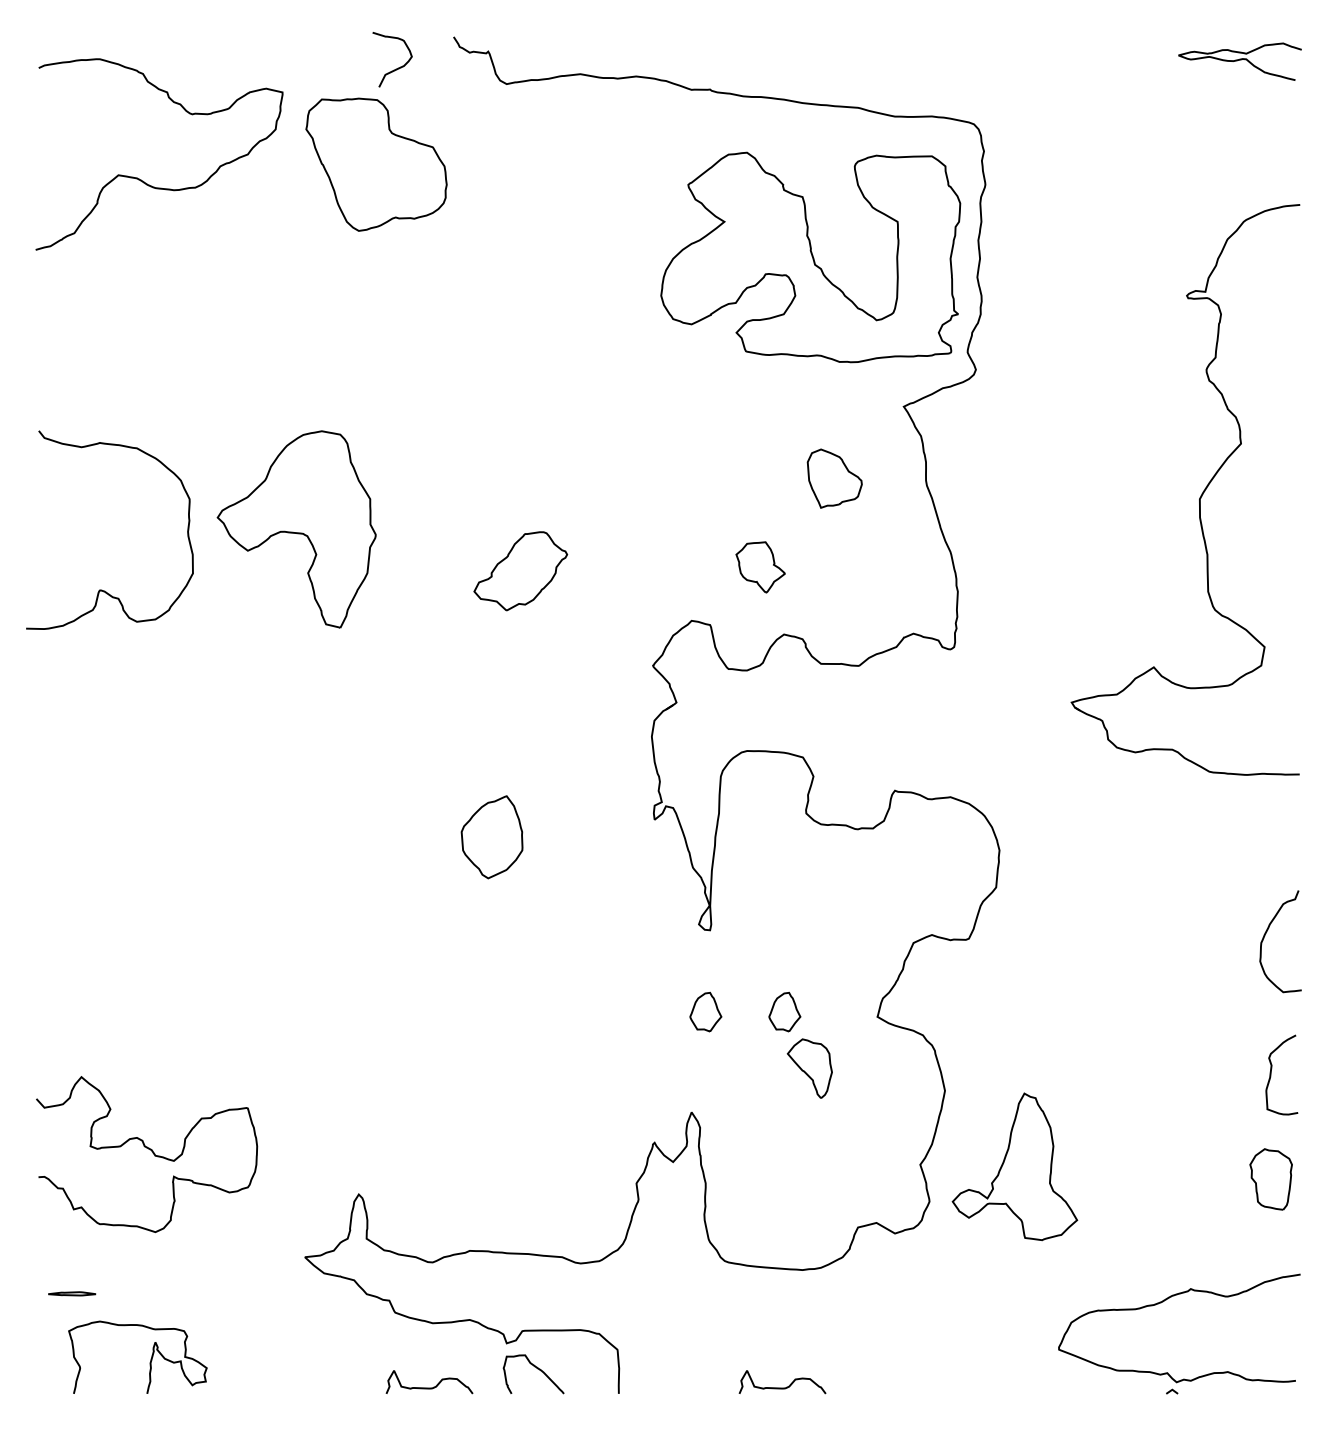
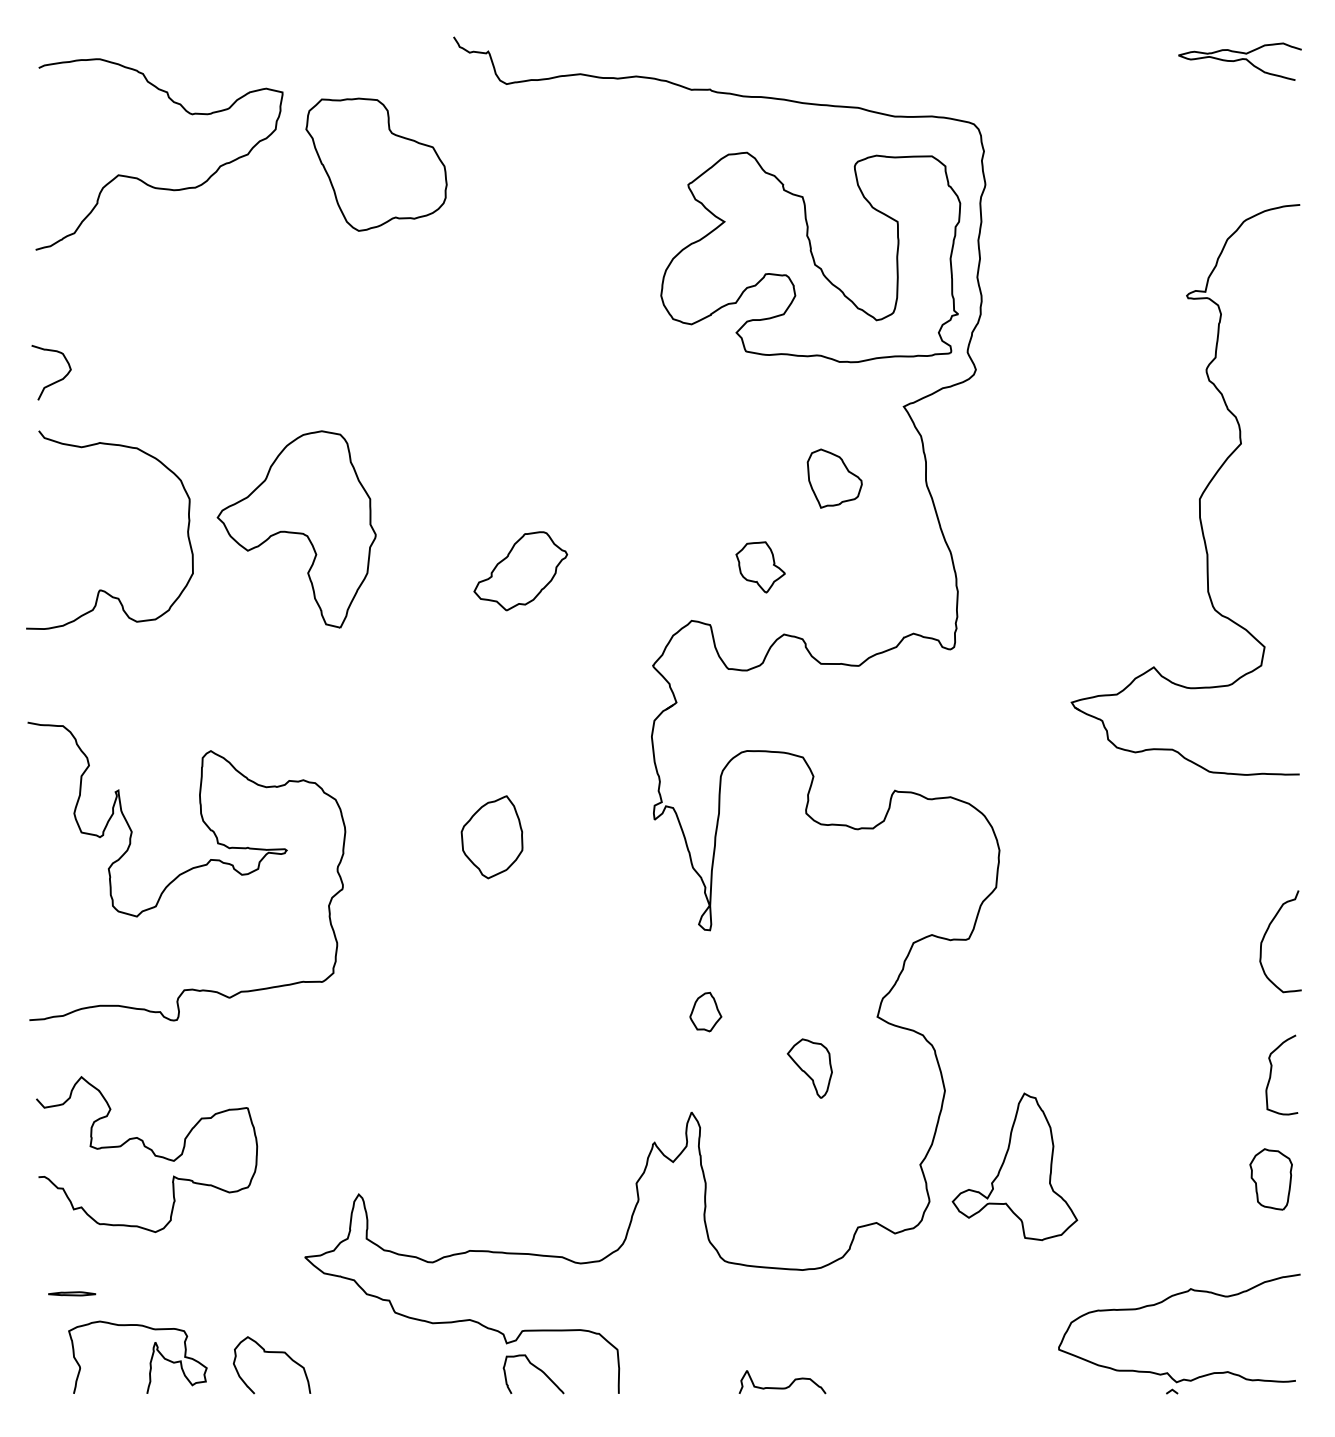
curve position: (396, 68) -> (55, 381) (55, 381)
curve: none -> present (186, 871)
part: present -> none (784, 1011)
curve: none -> present (274, 1353)
curve: present -> none (429, 1387)
